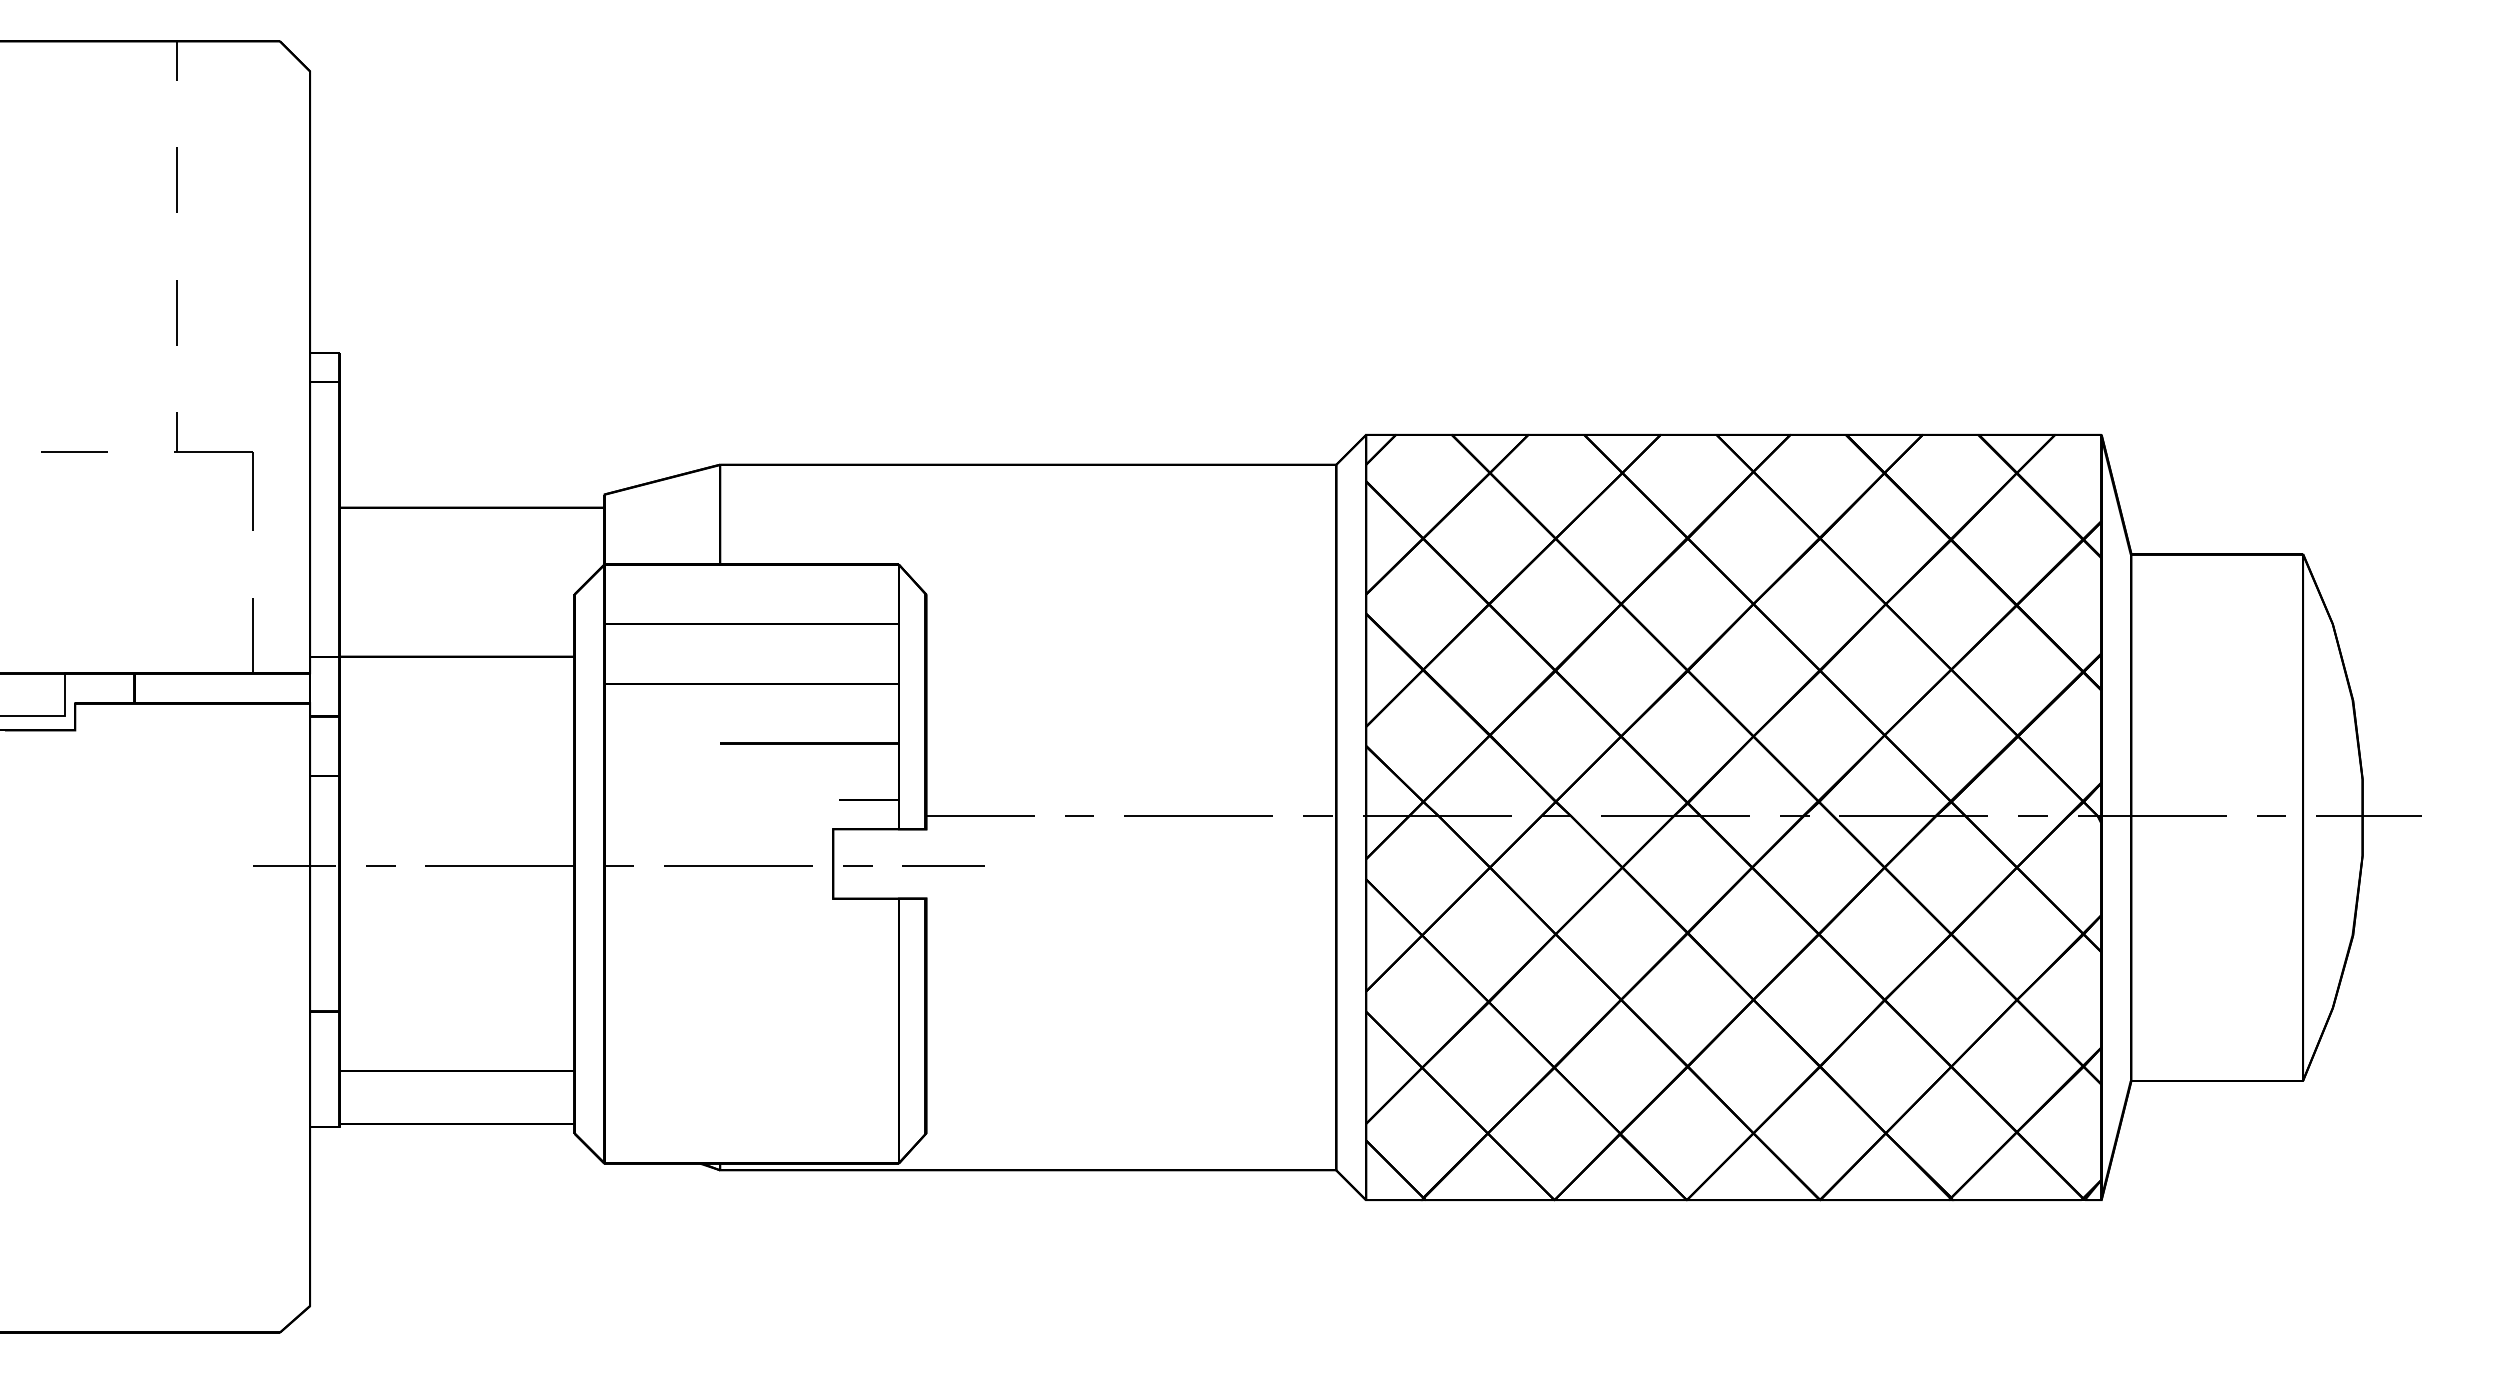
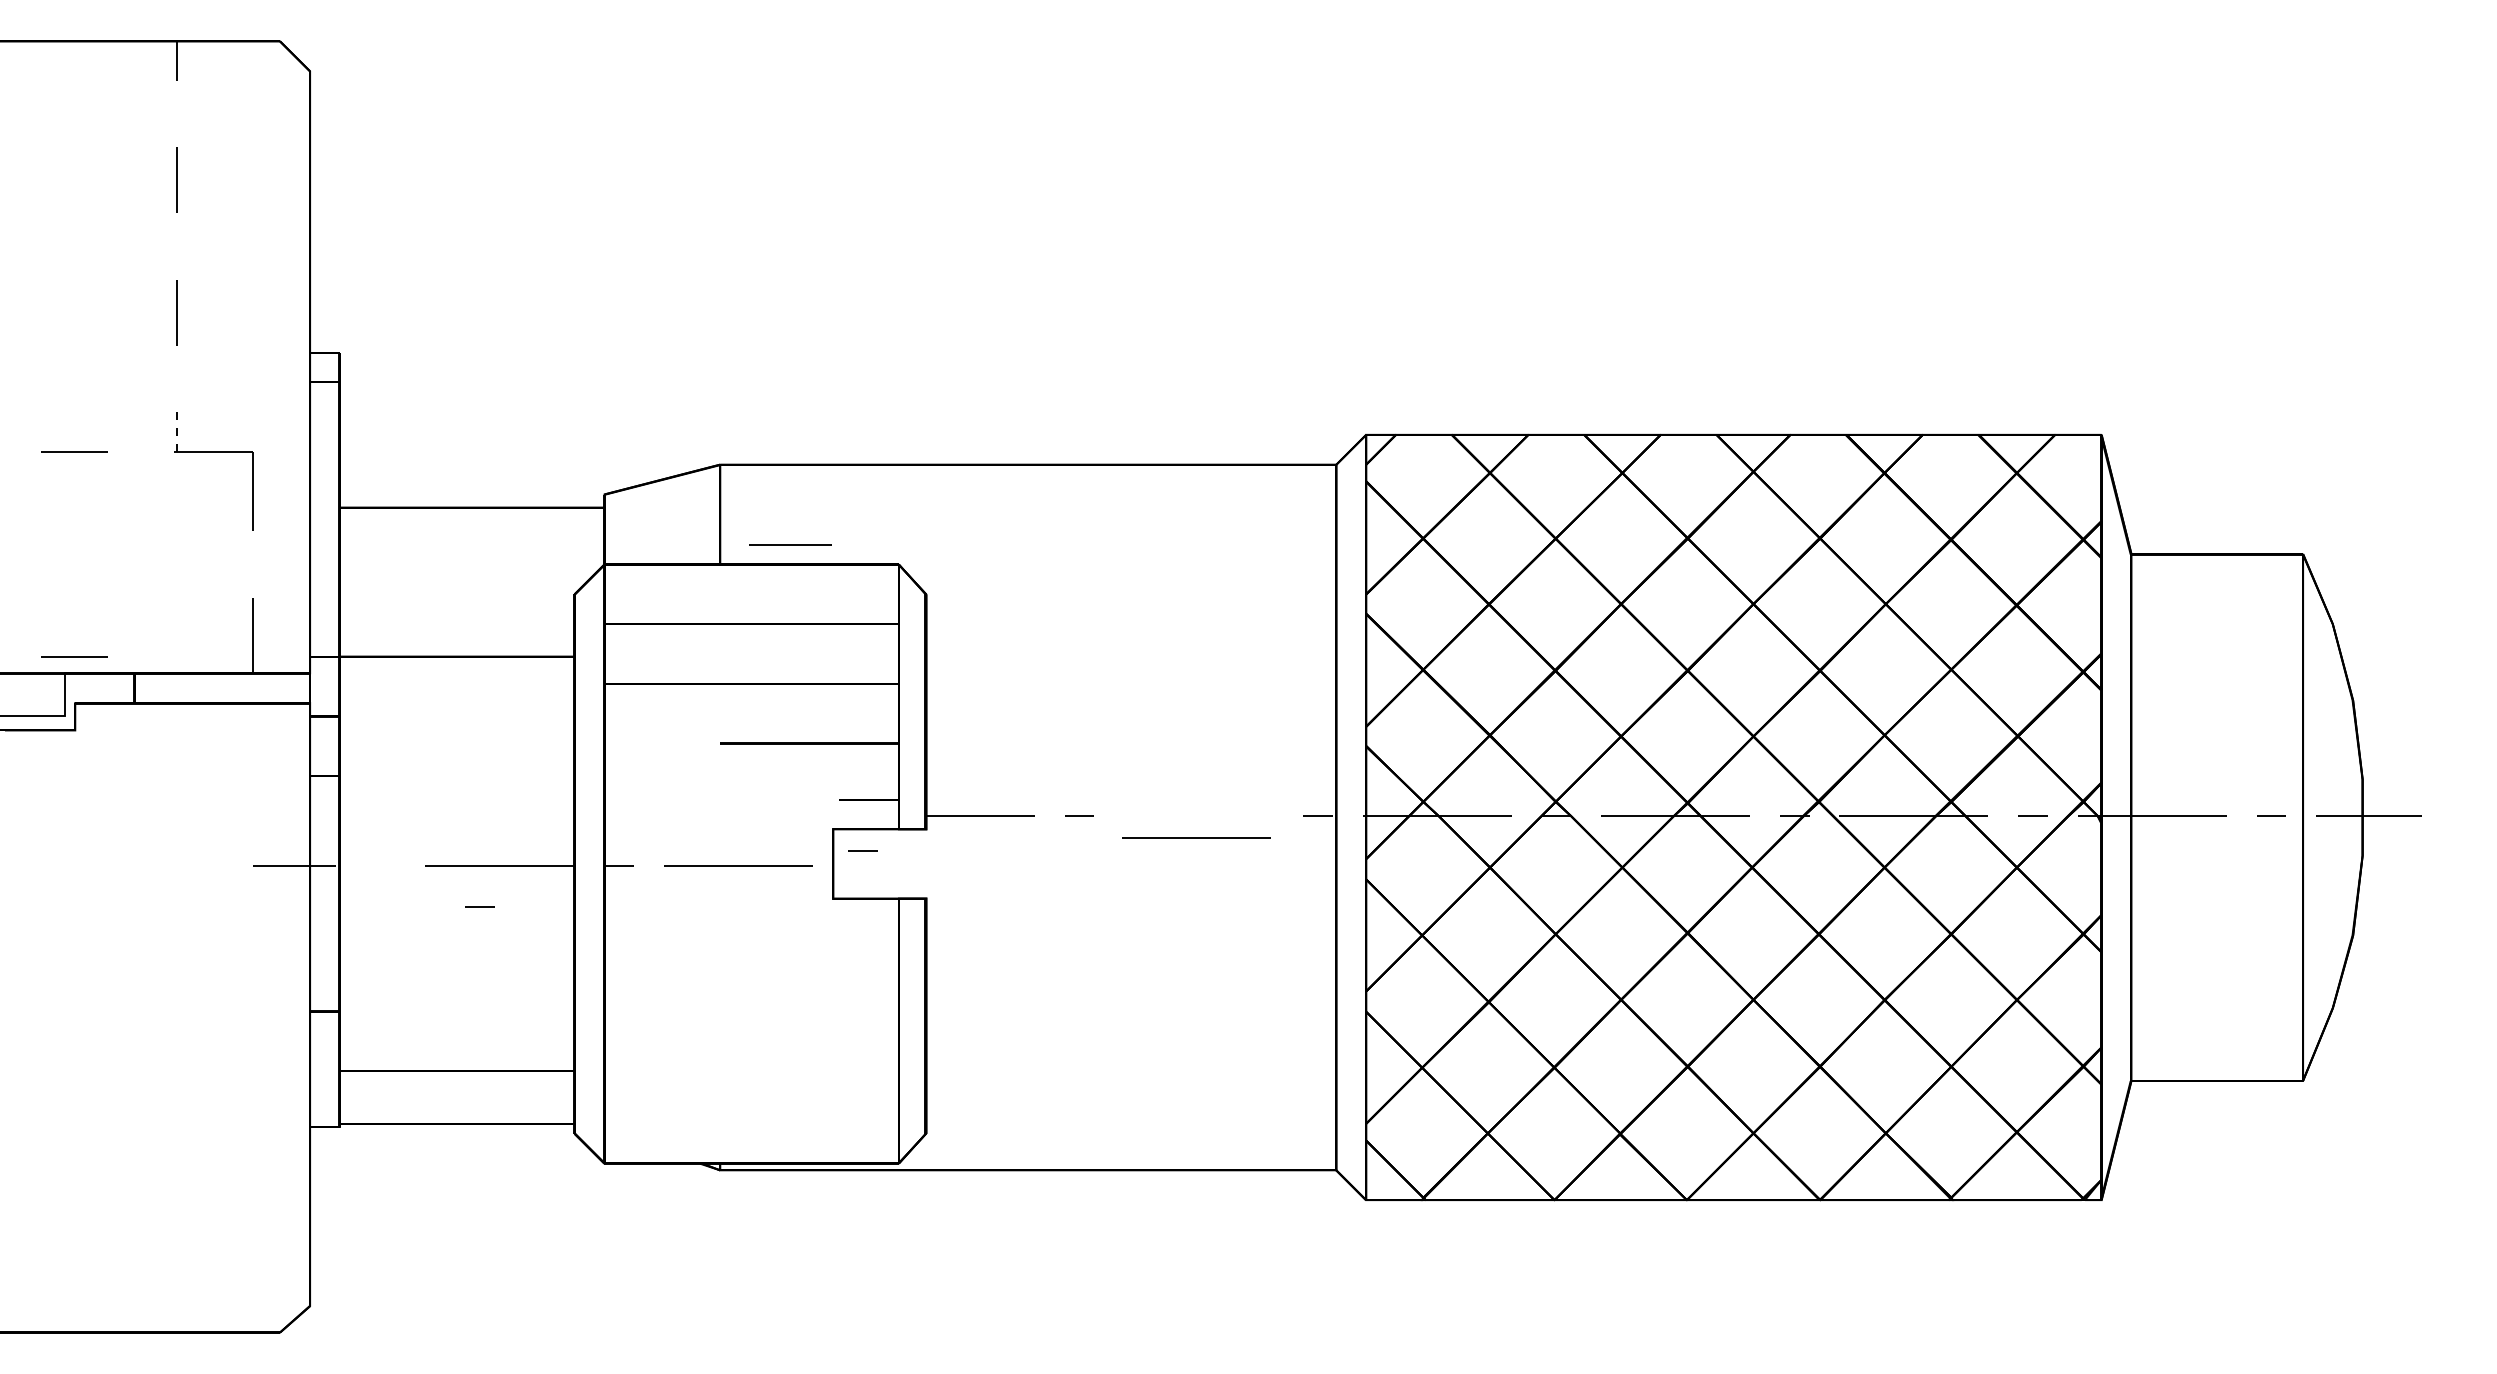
line: solid -> dashed (177, 432)
line: none -> present (74, 656)
line position: (1198, 815) -> (1196, 837) (1196, 837)
line position: (380, 865) -> (479, 906) (479, 906)
line position: (857, 865) -> (862, 850) (862, 850)
line position: (943, 865) -> (790, 544) (790, 544)
